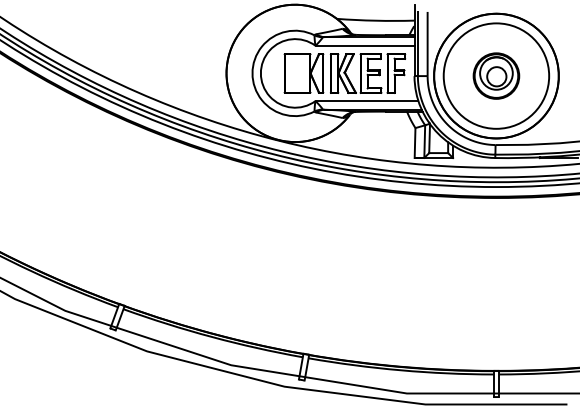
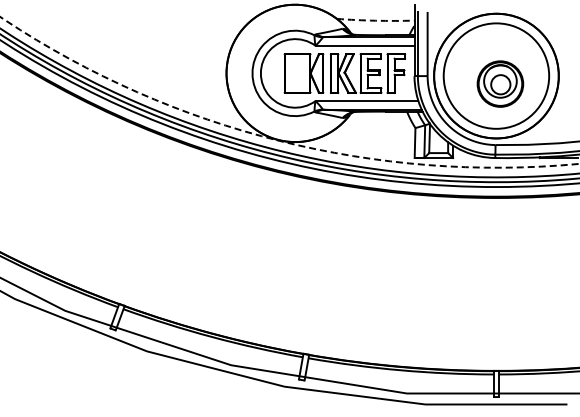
arc: solid -> dashed (375, 20)
part position: (496, 75) -> (500, 83) (500, 83)
arc: solid -> dashed (277, 140)
